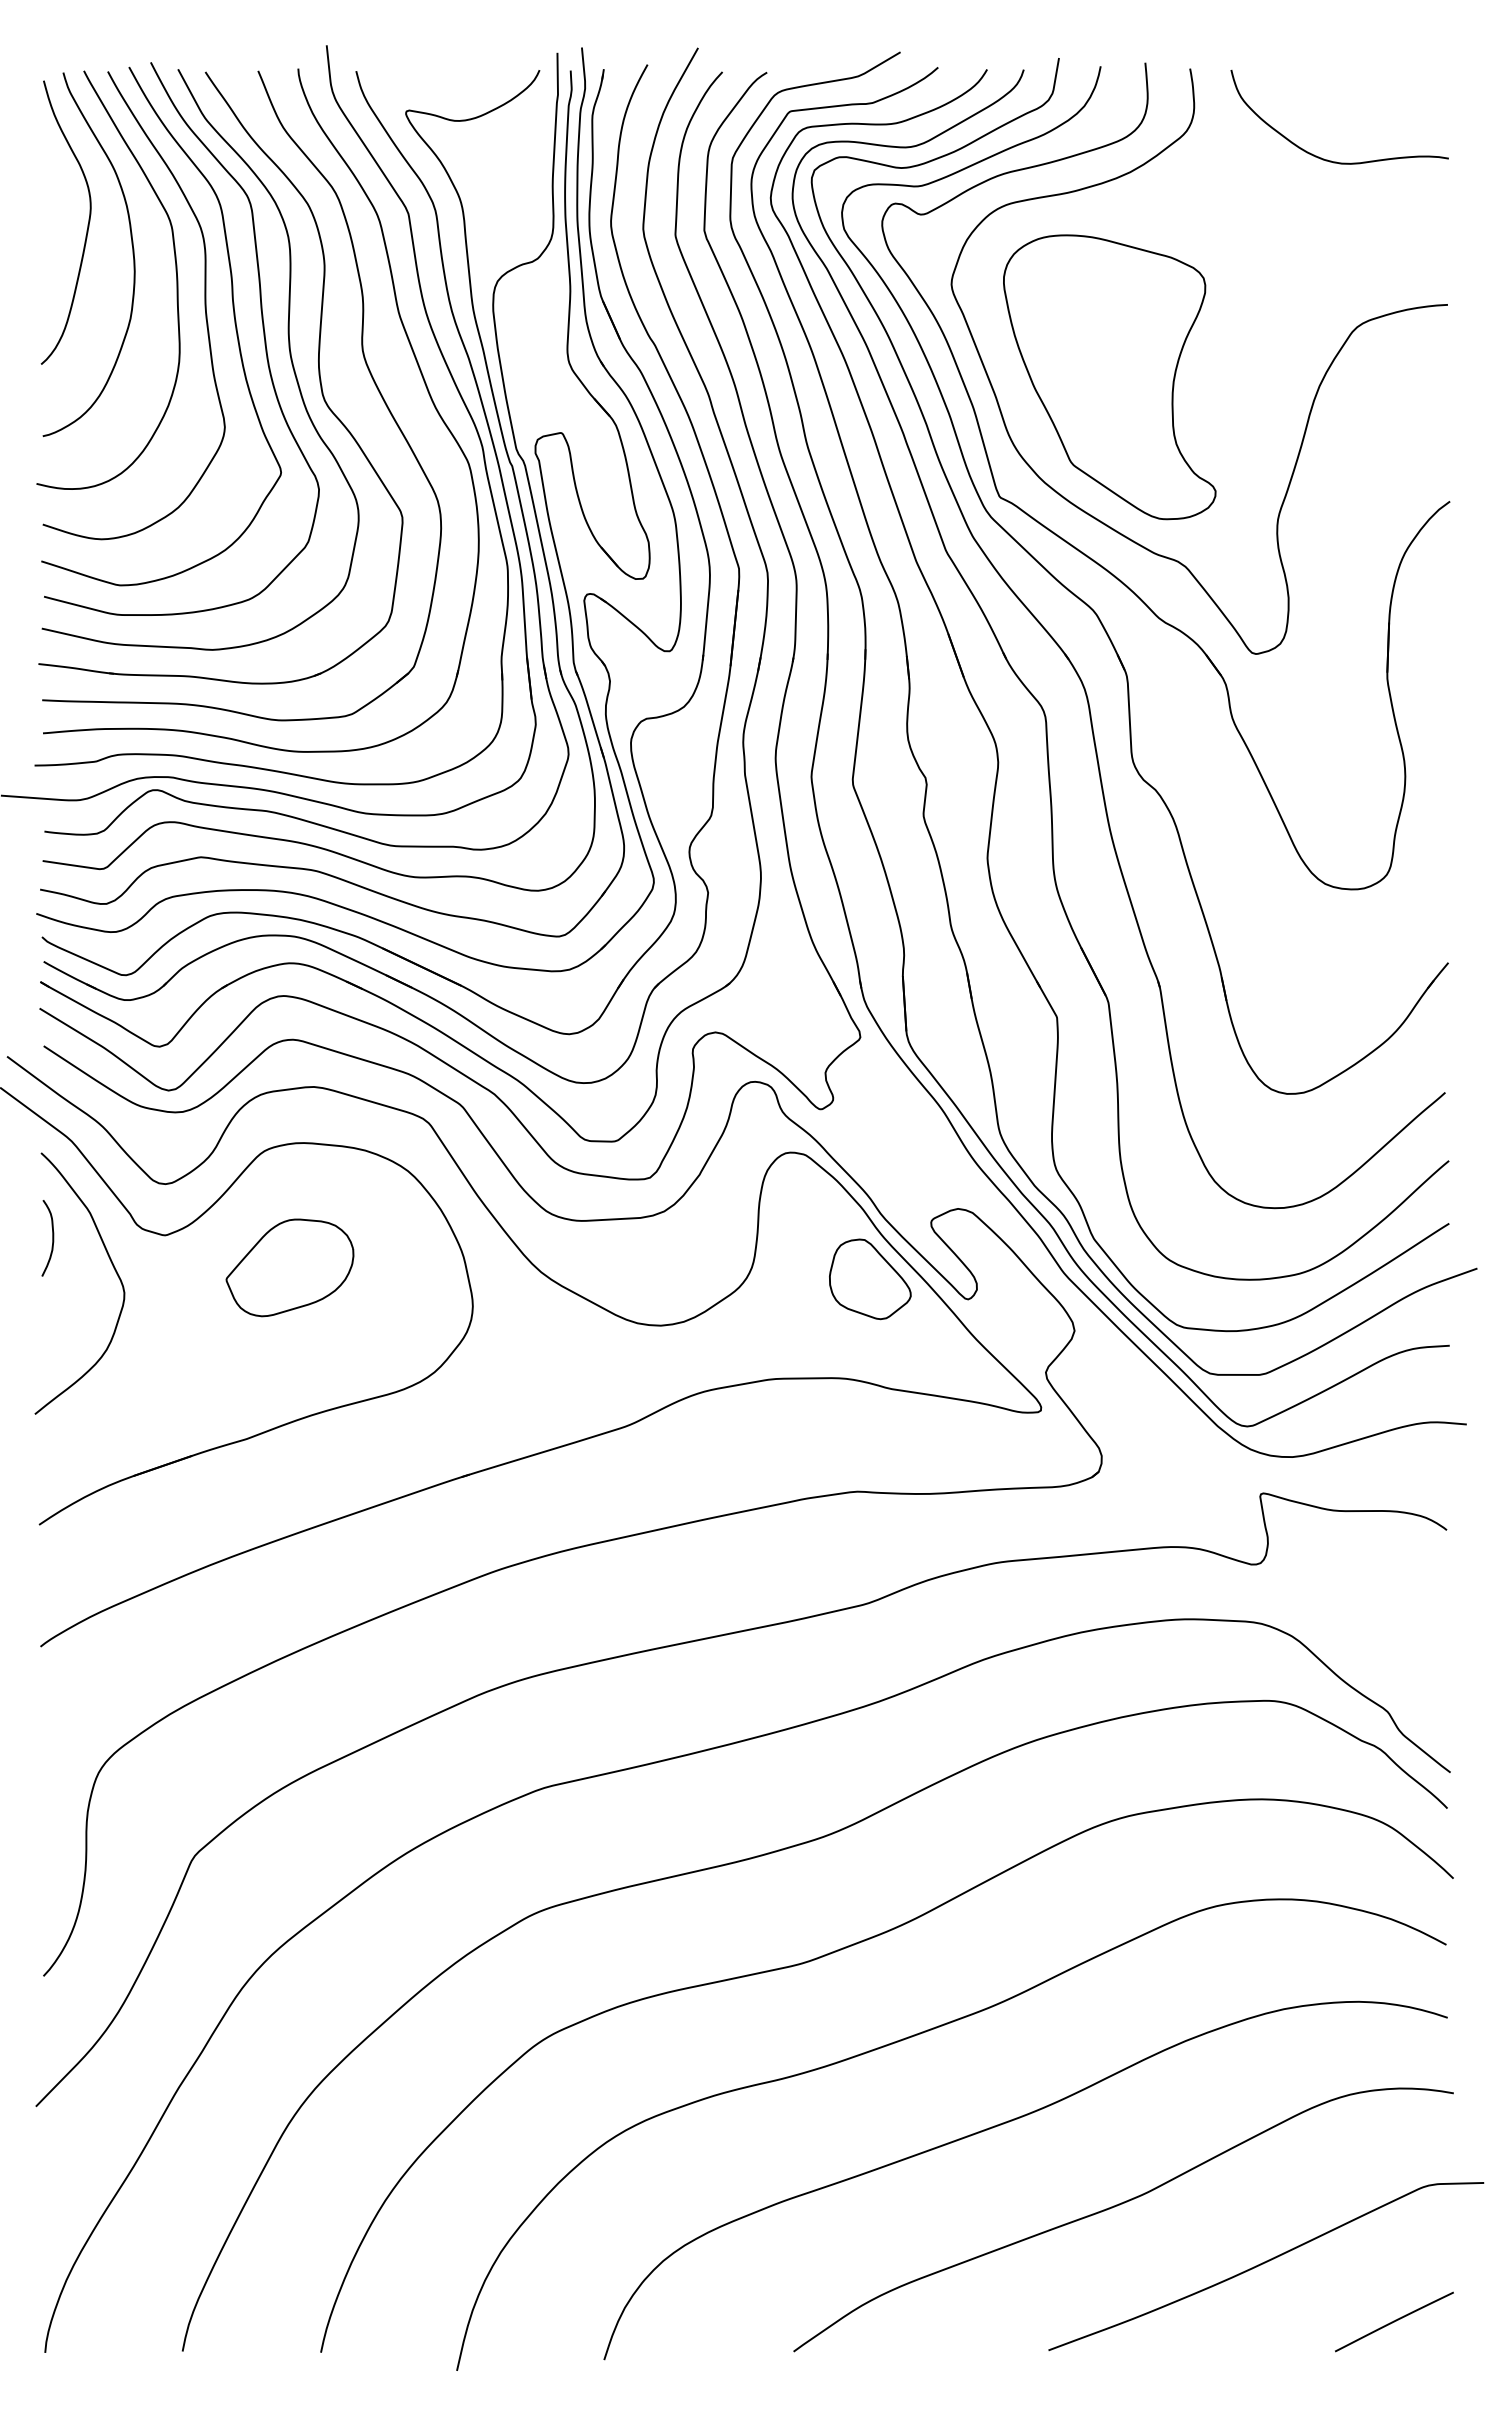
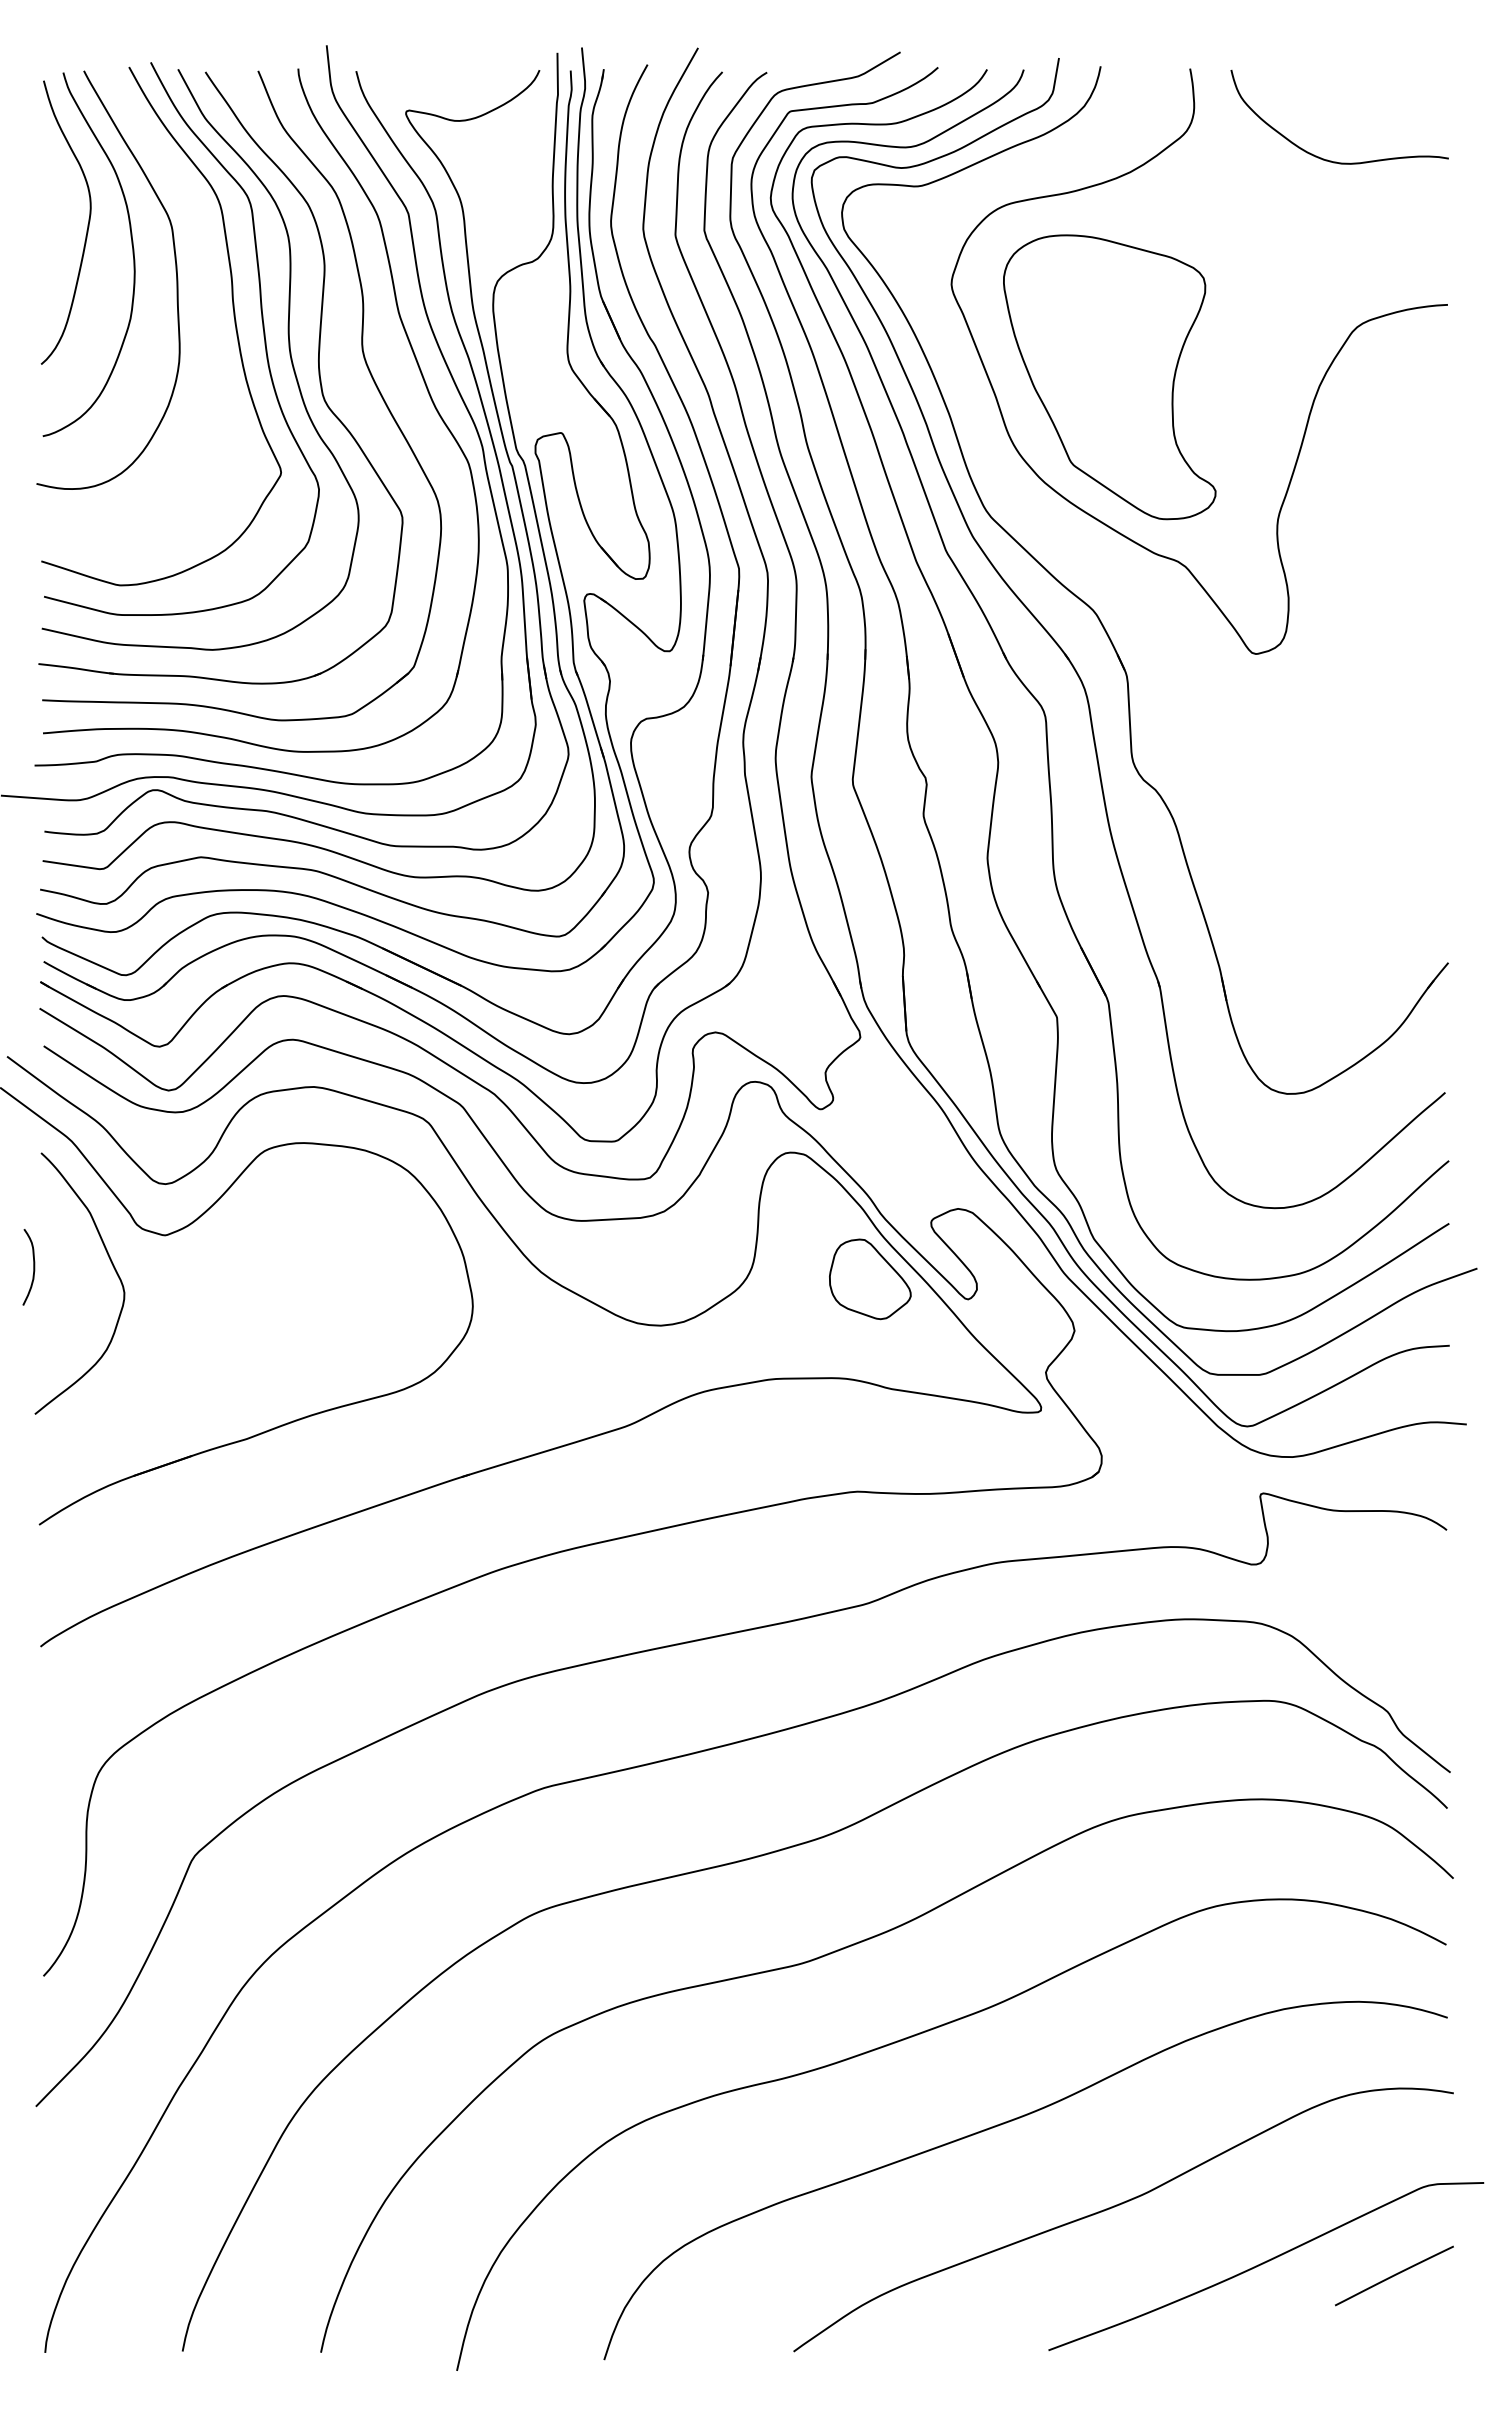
curve: present -> none (204, 305)
part: present -> none (1102, 565)
curve position: (52, 1238) -> (33, 1267) (33, 1267)
part: present -> none (289, 1267)
line position: (1394, 2321) -> (1394, 2275) (1394, 2275)
